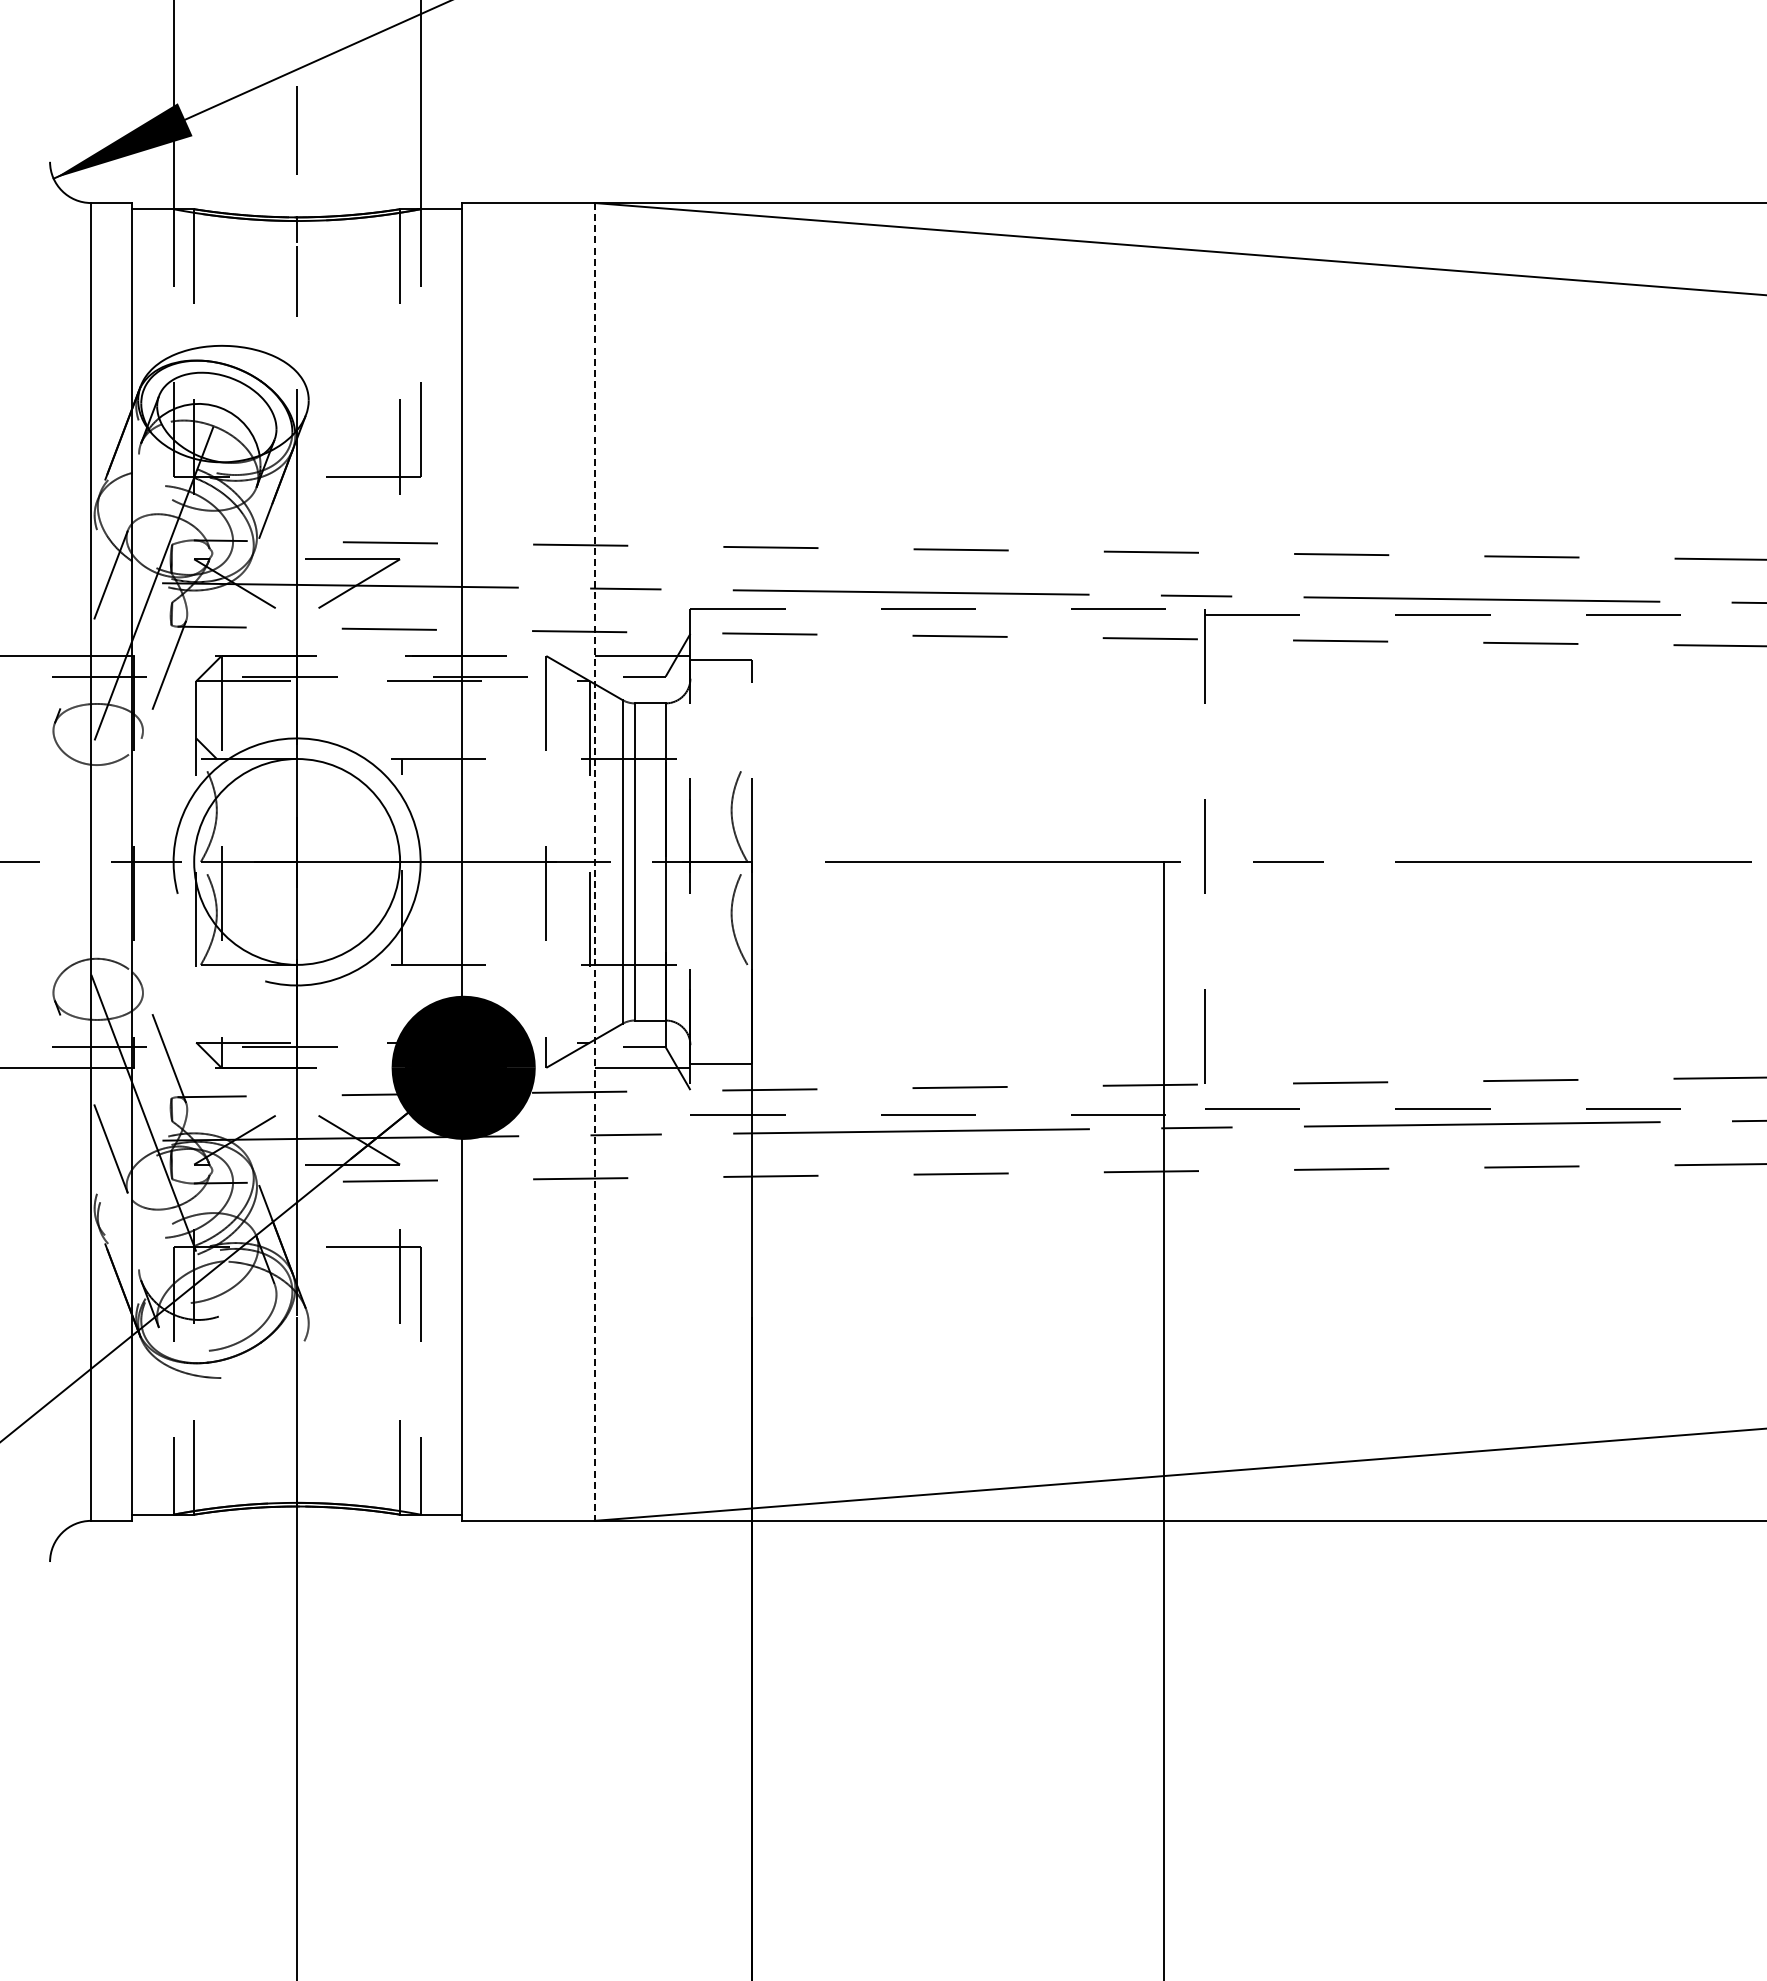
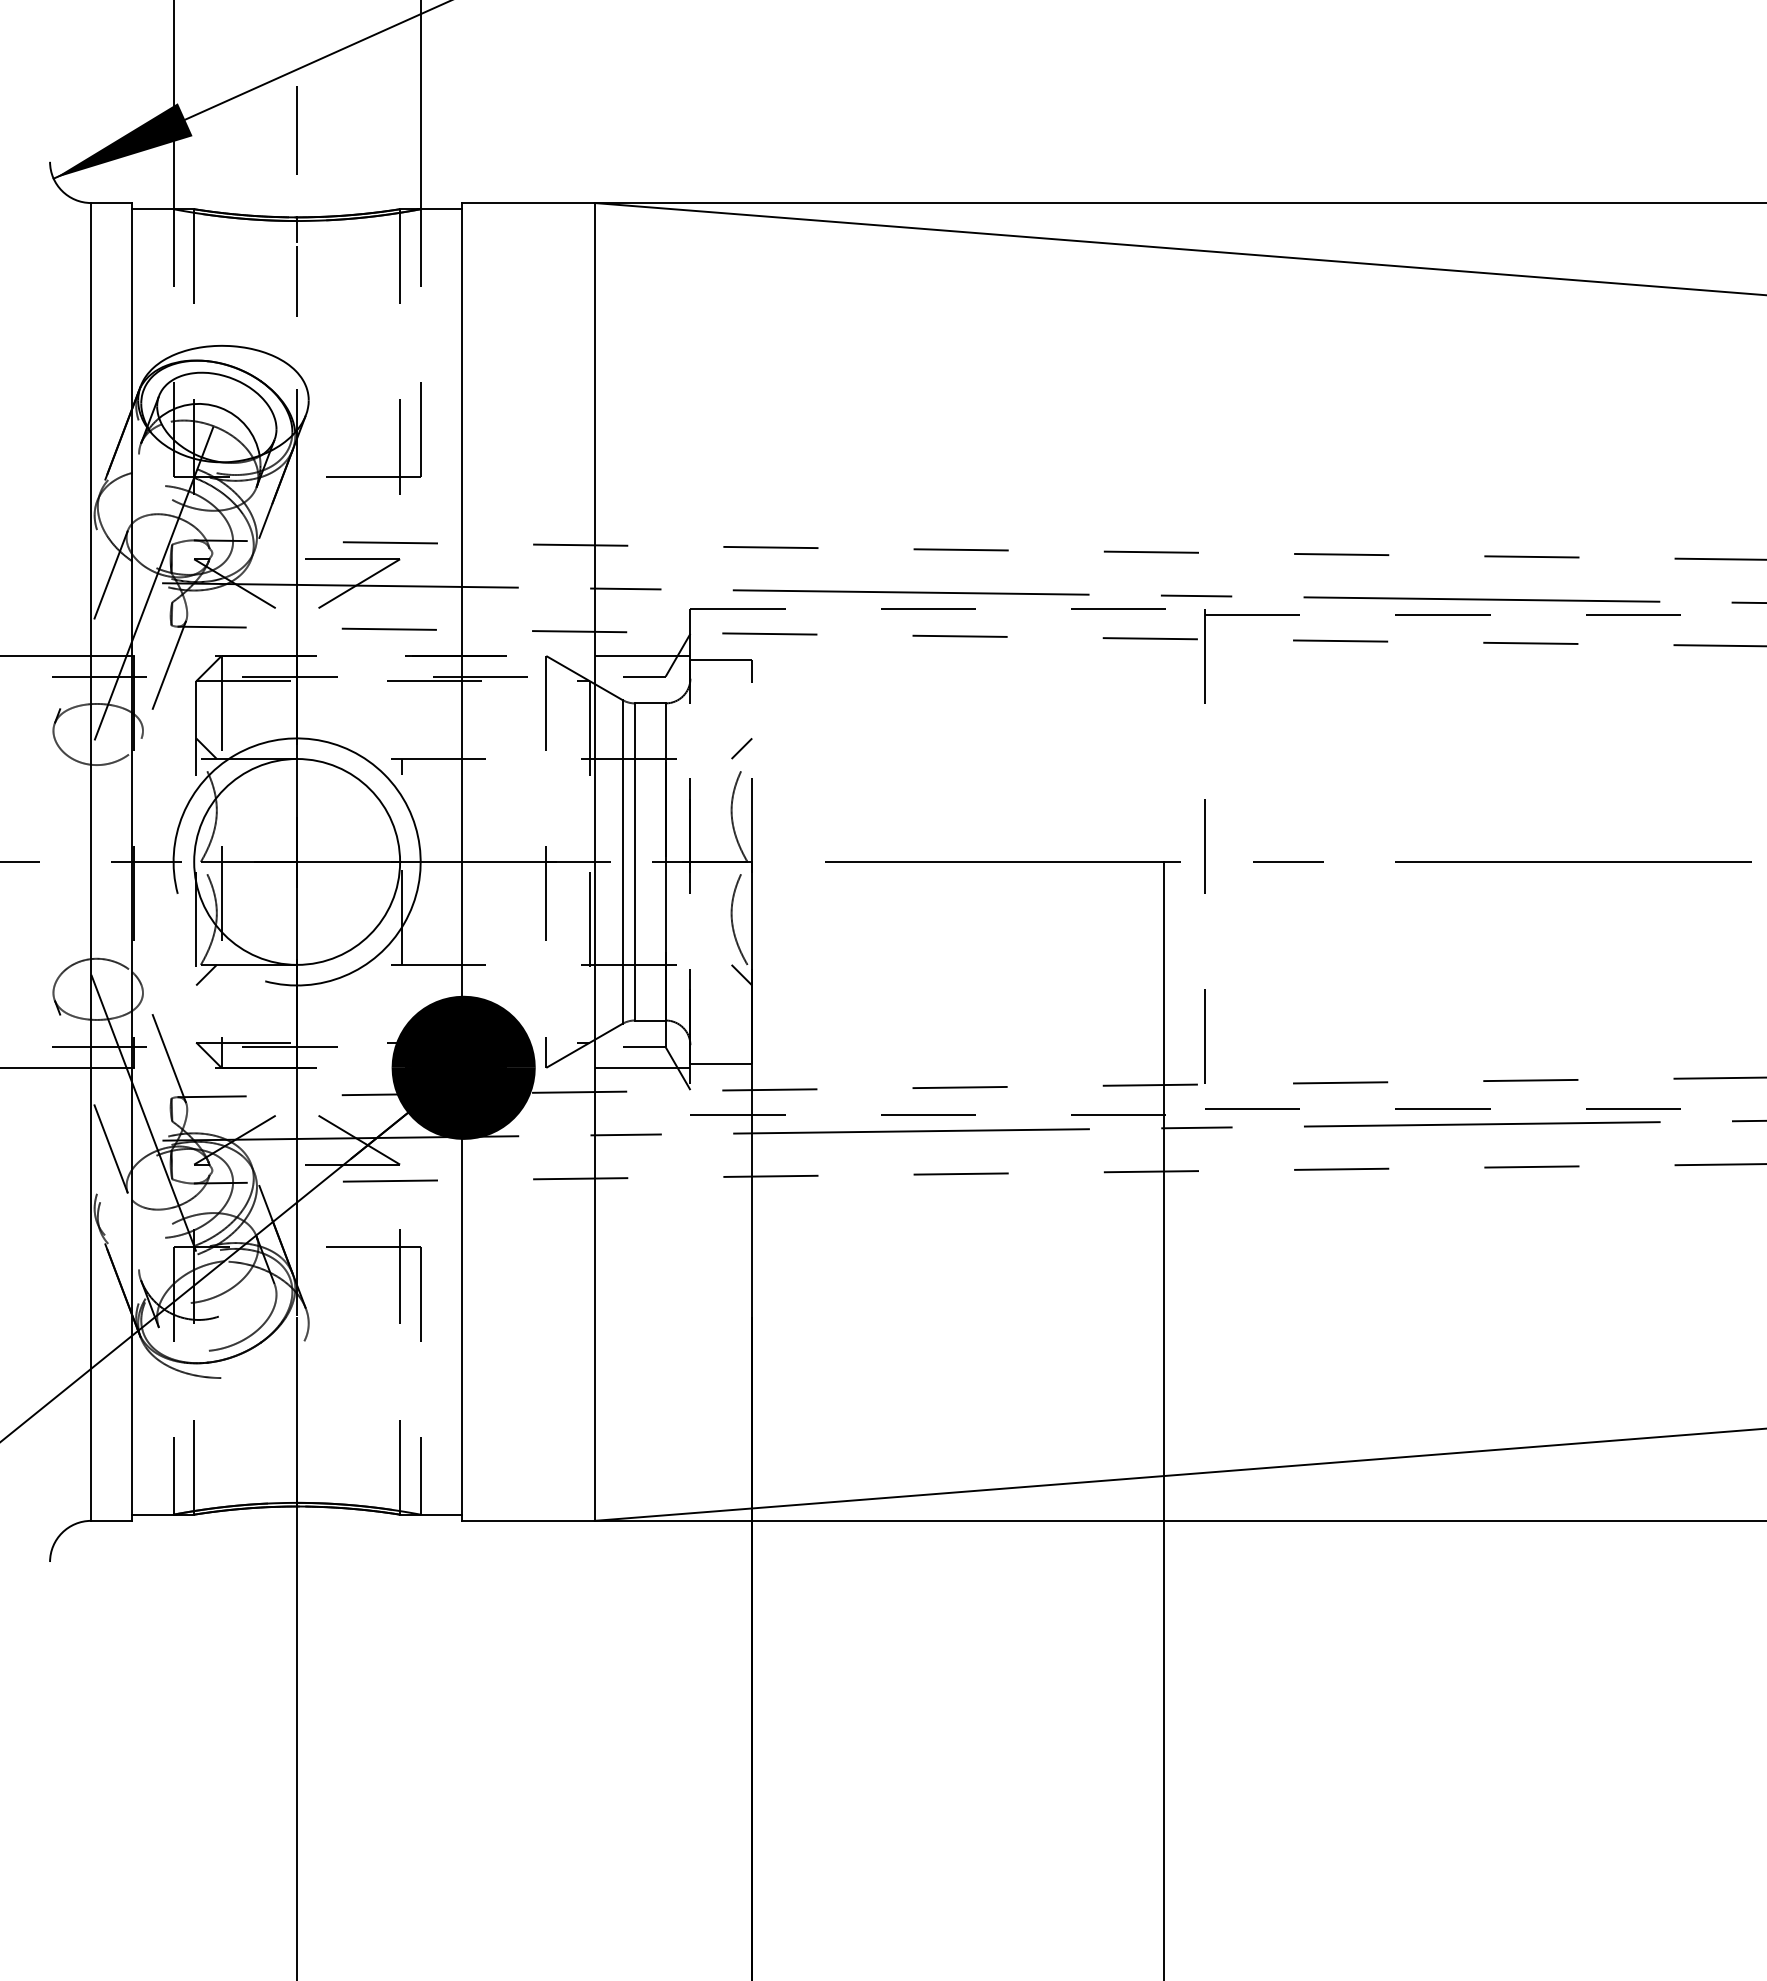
line: none -> present (741, 748)
line: dashed -> solid (594, 861)
line: none -> present (206, 974)
line: none -> present (741, 974)
